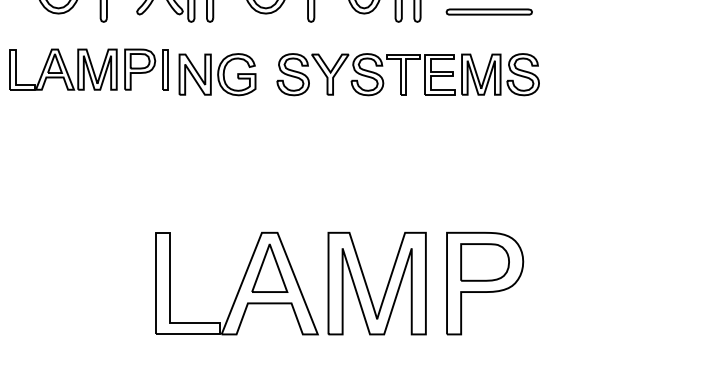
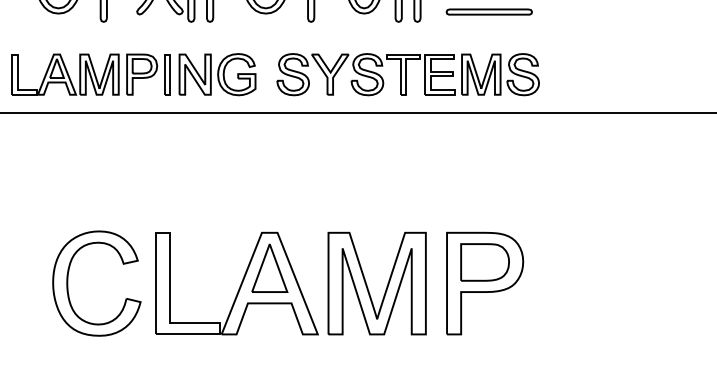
part position: (88, 69) -> (90, 74) (90, 74)
line: none -> present (357, 113)
part: none -> present (68, 283)
